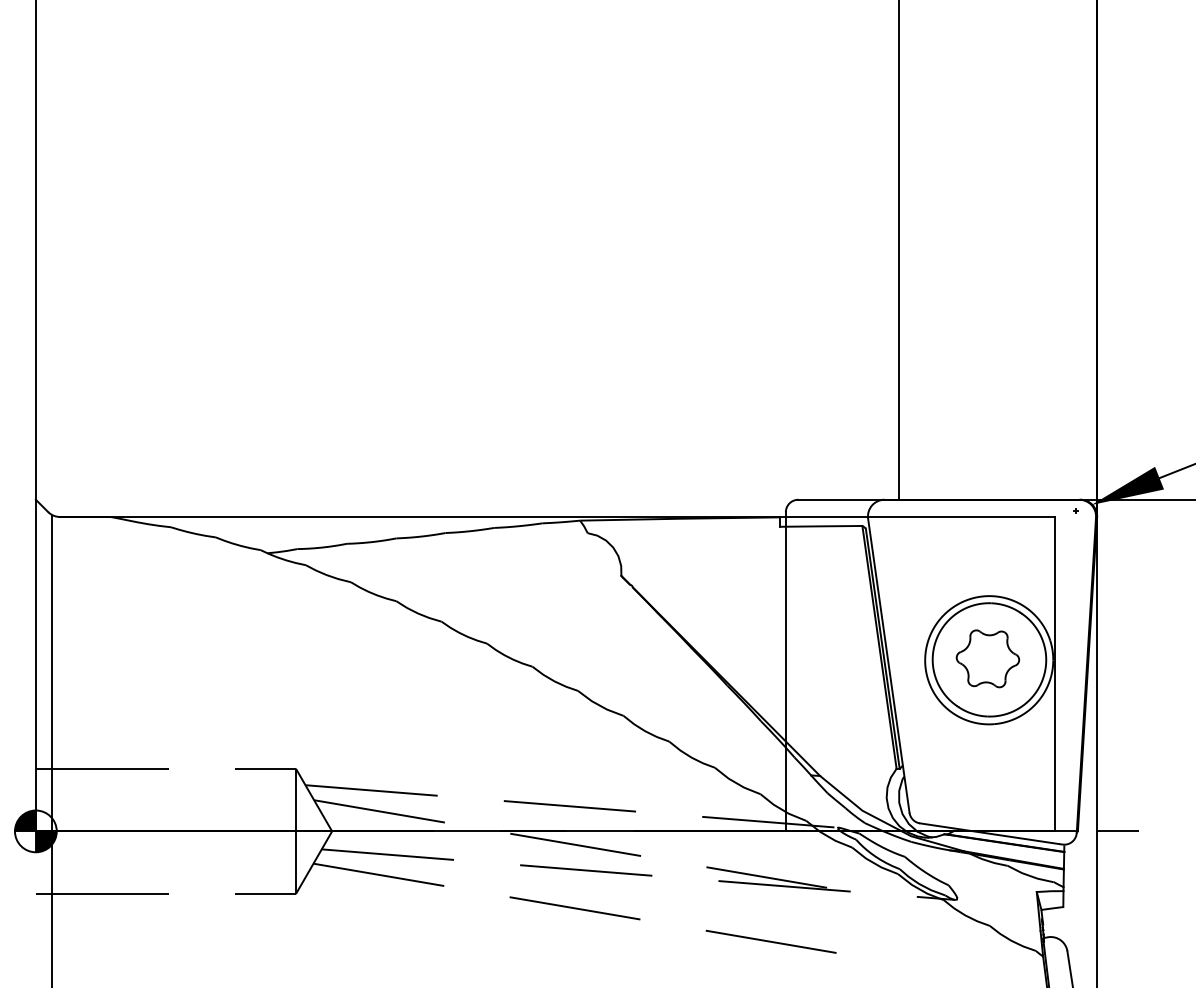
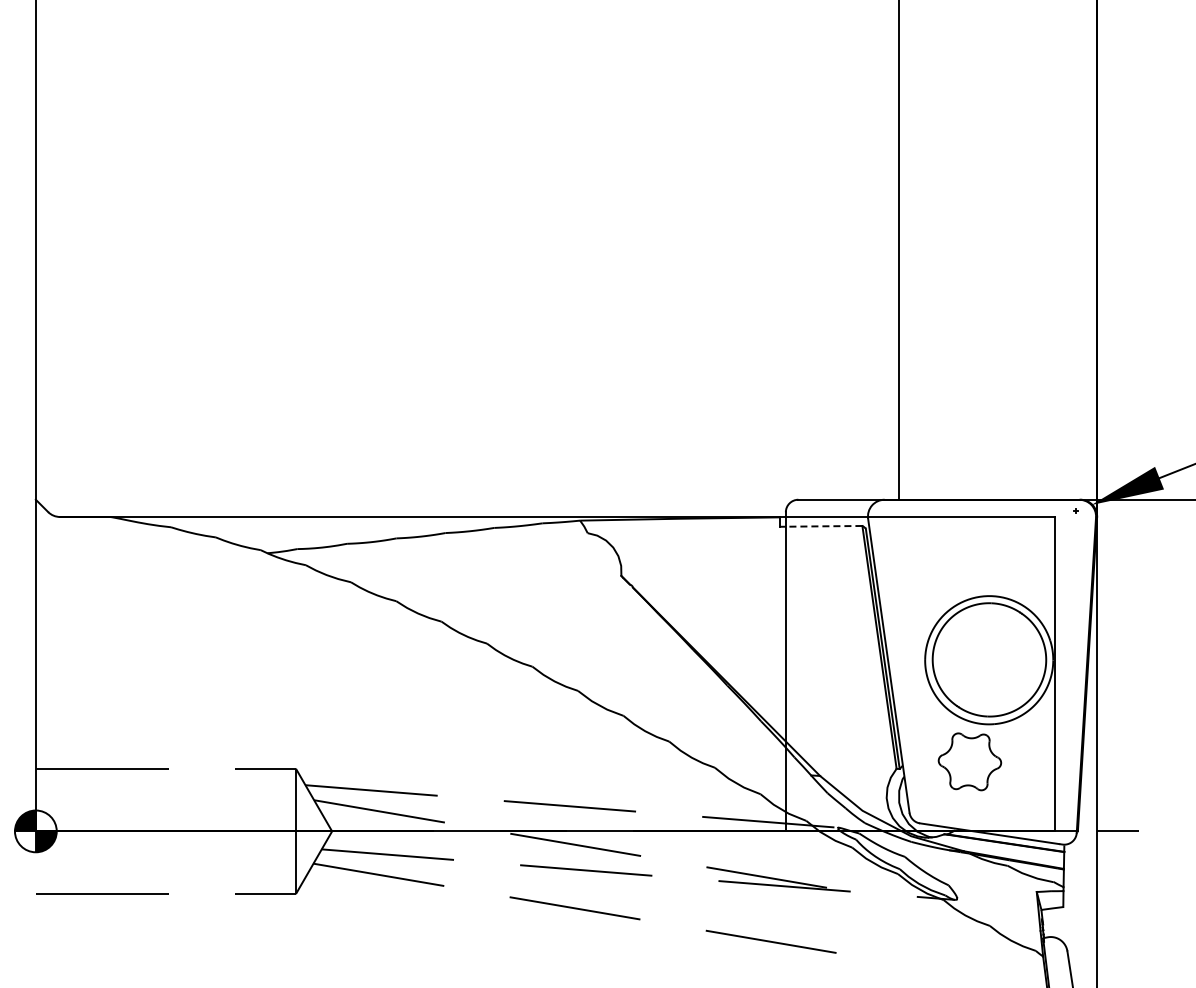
line: solid -> dashed (820, 526)
part position: (987, 658) -> (969, 761) (969, 761)
line: present -> none (52, 749)
